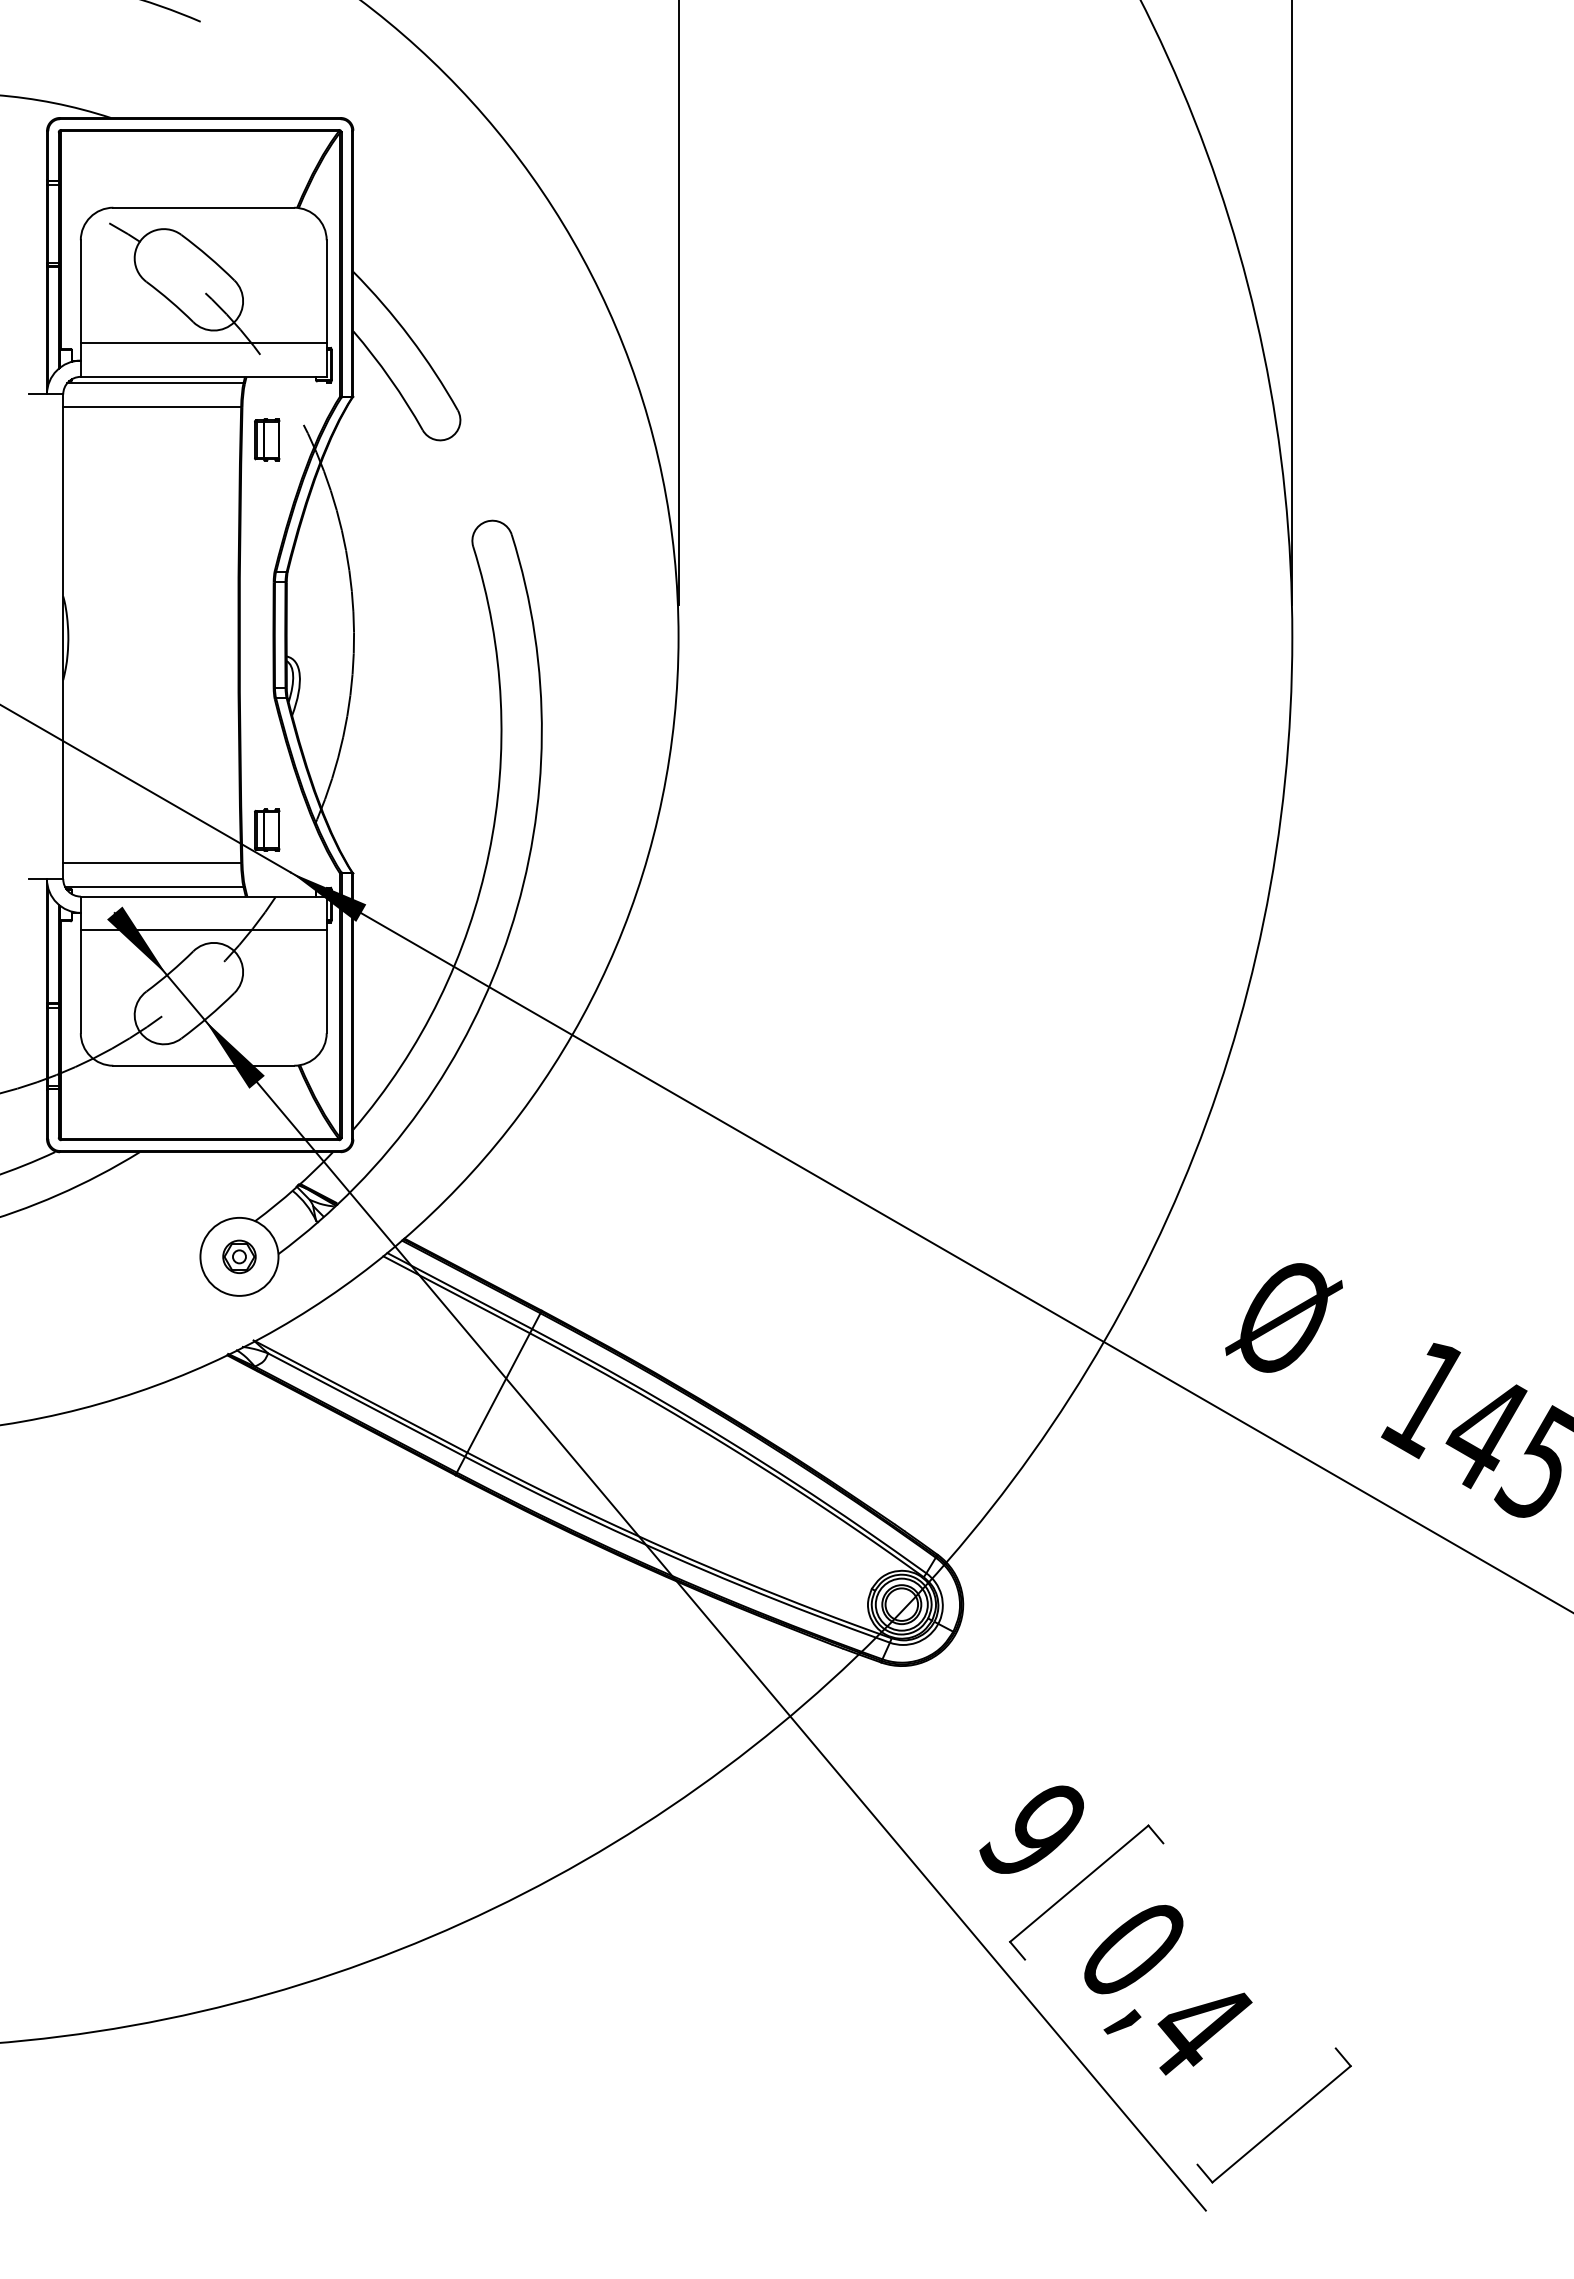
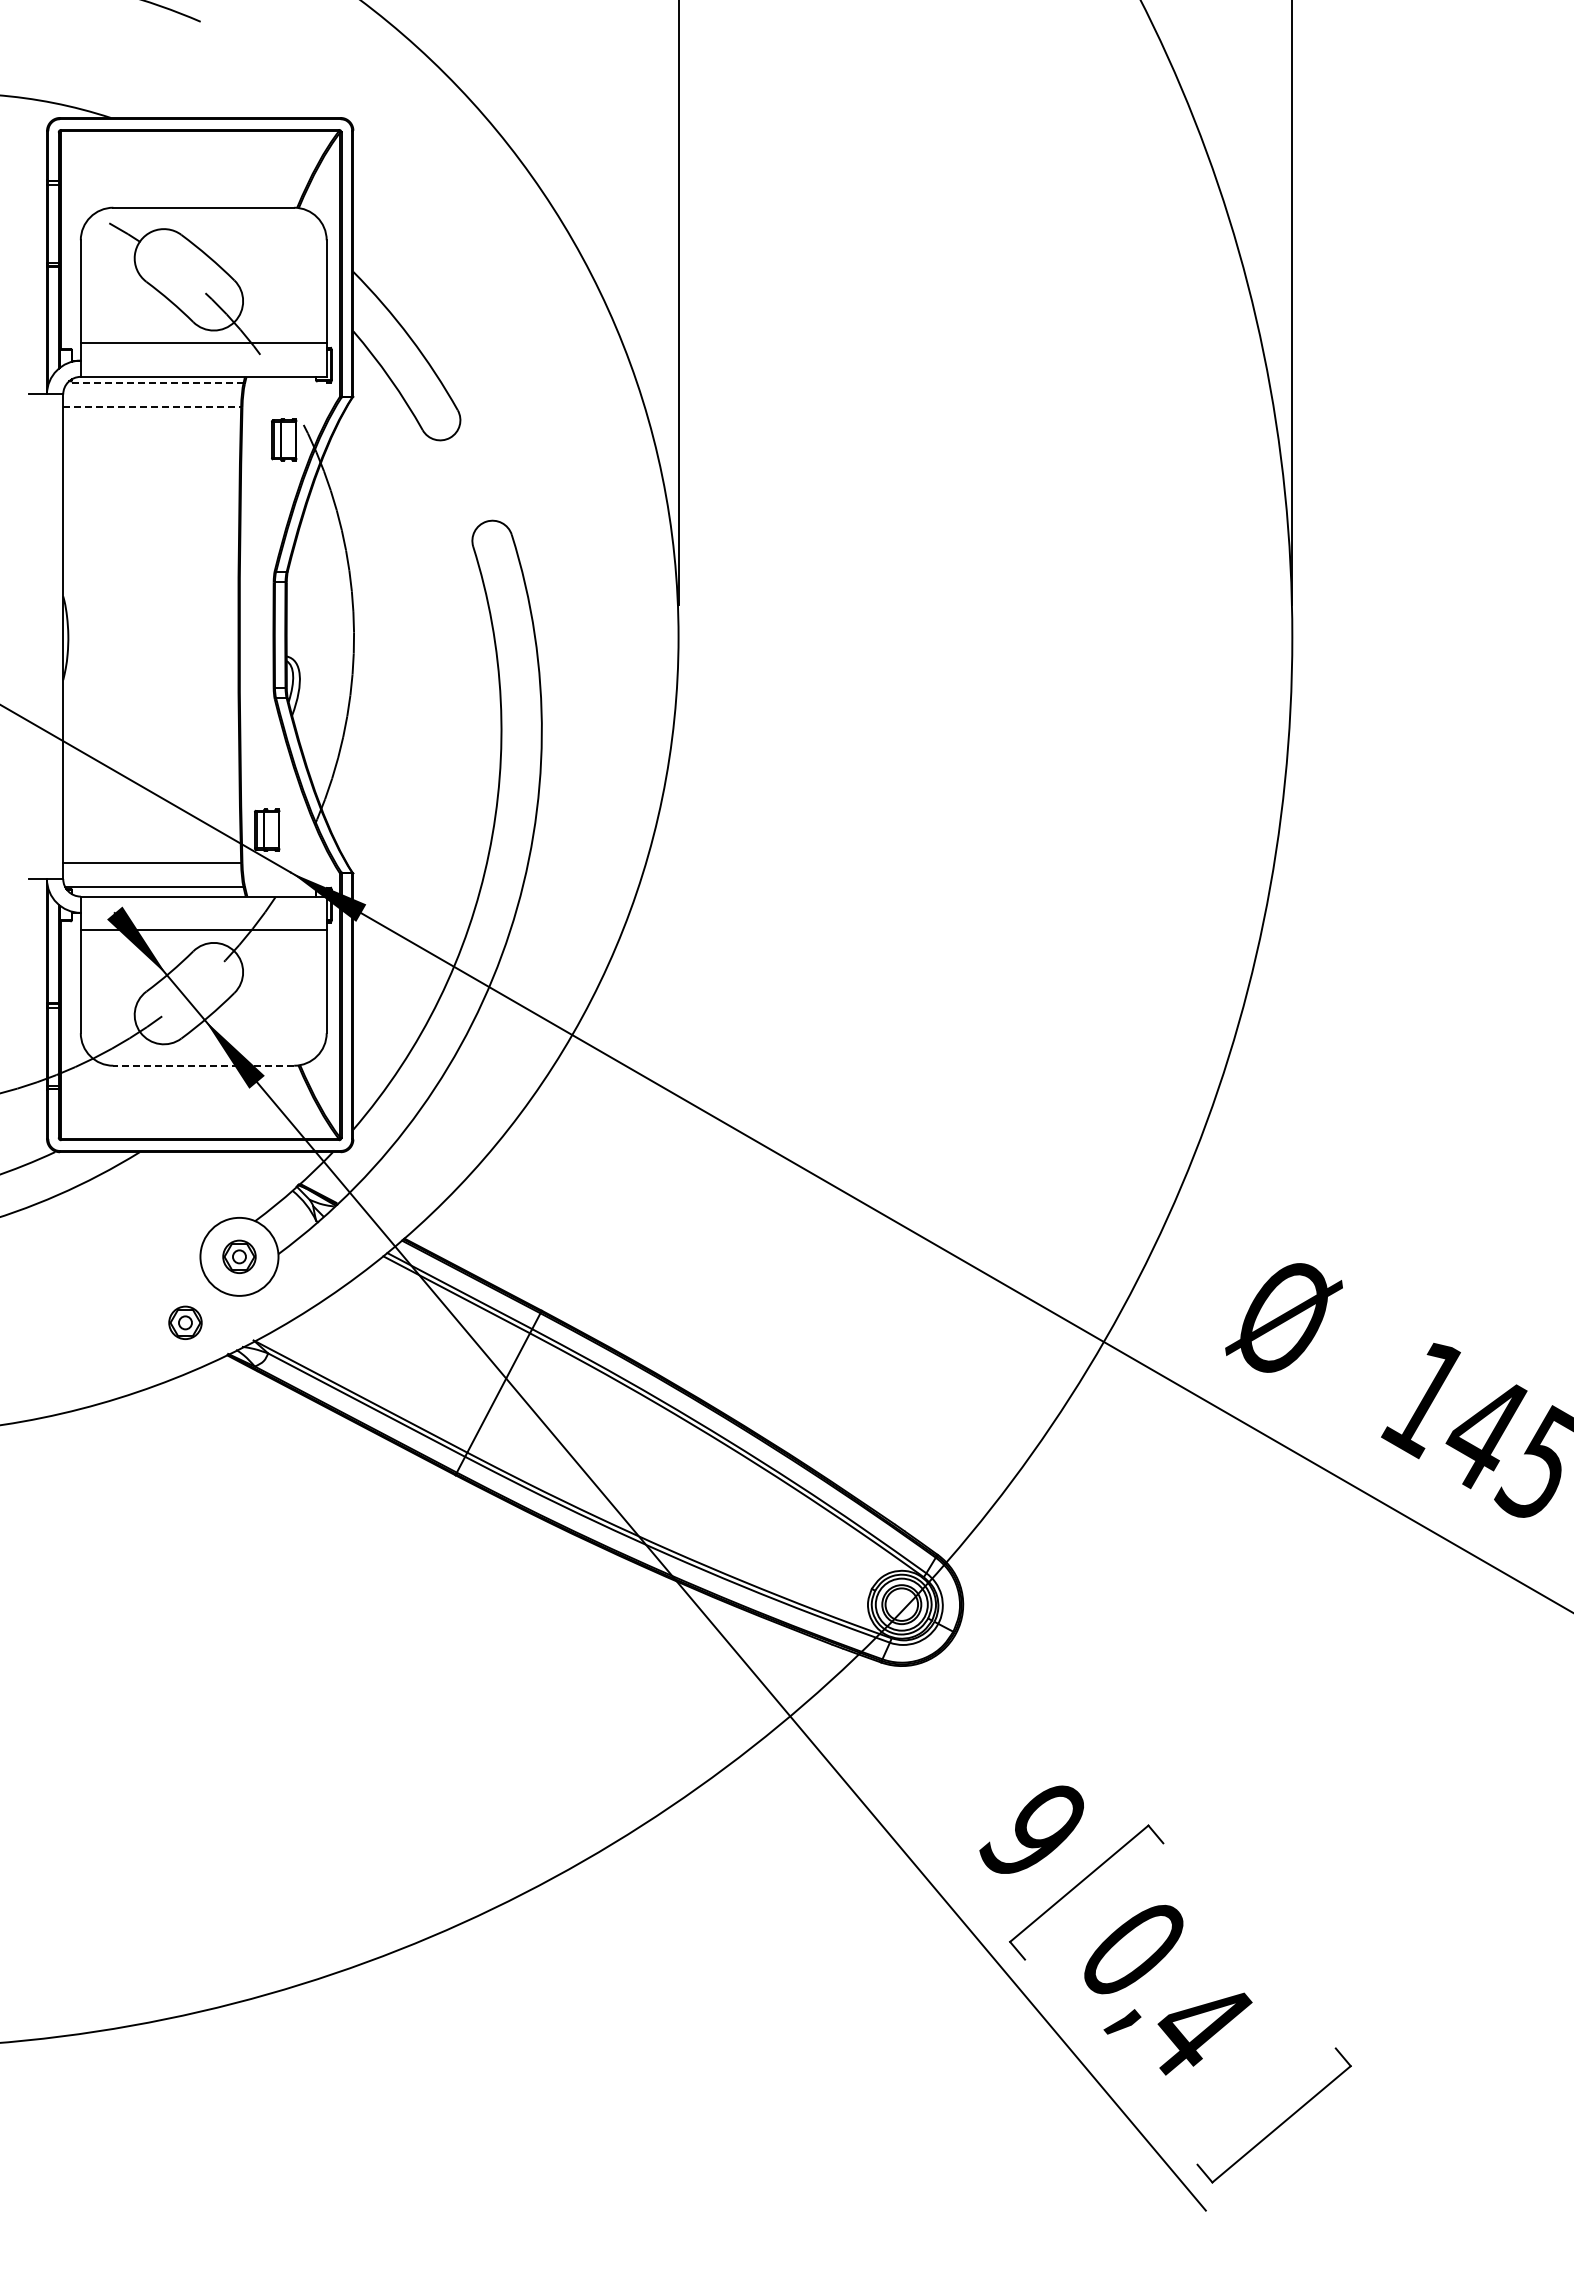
line: solid -> dashed (154, 383)
line: solid -> dashed (152, 406)
part position: (267, 439) -> (284, 439) (284, 439)
line: solid -> dashed (203, 1065)
part: none -> present (185, 1322)
